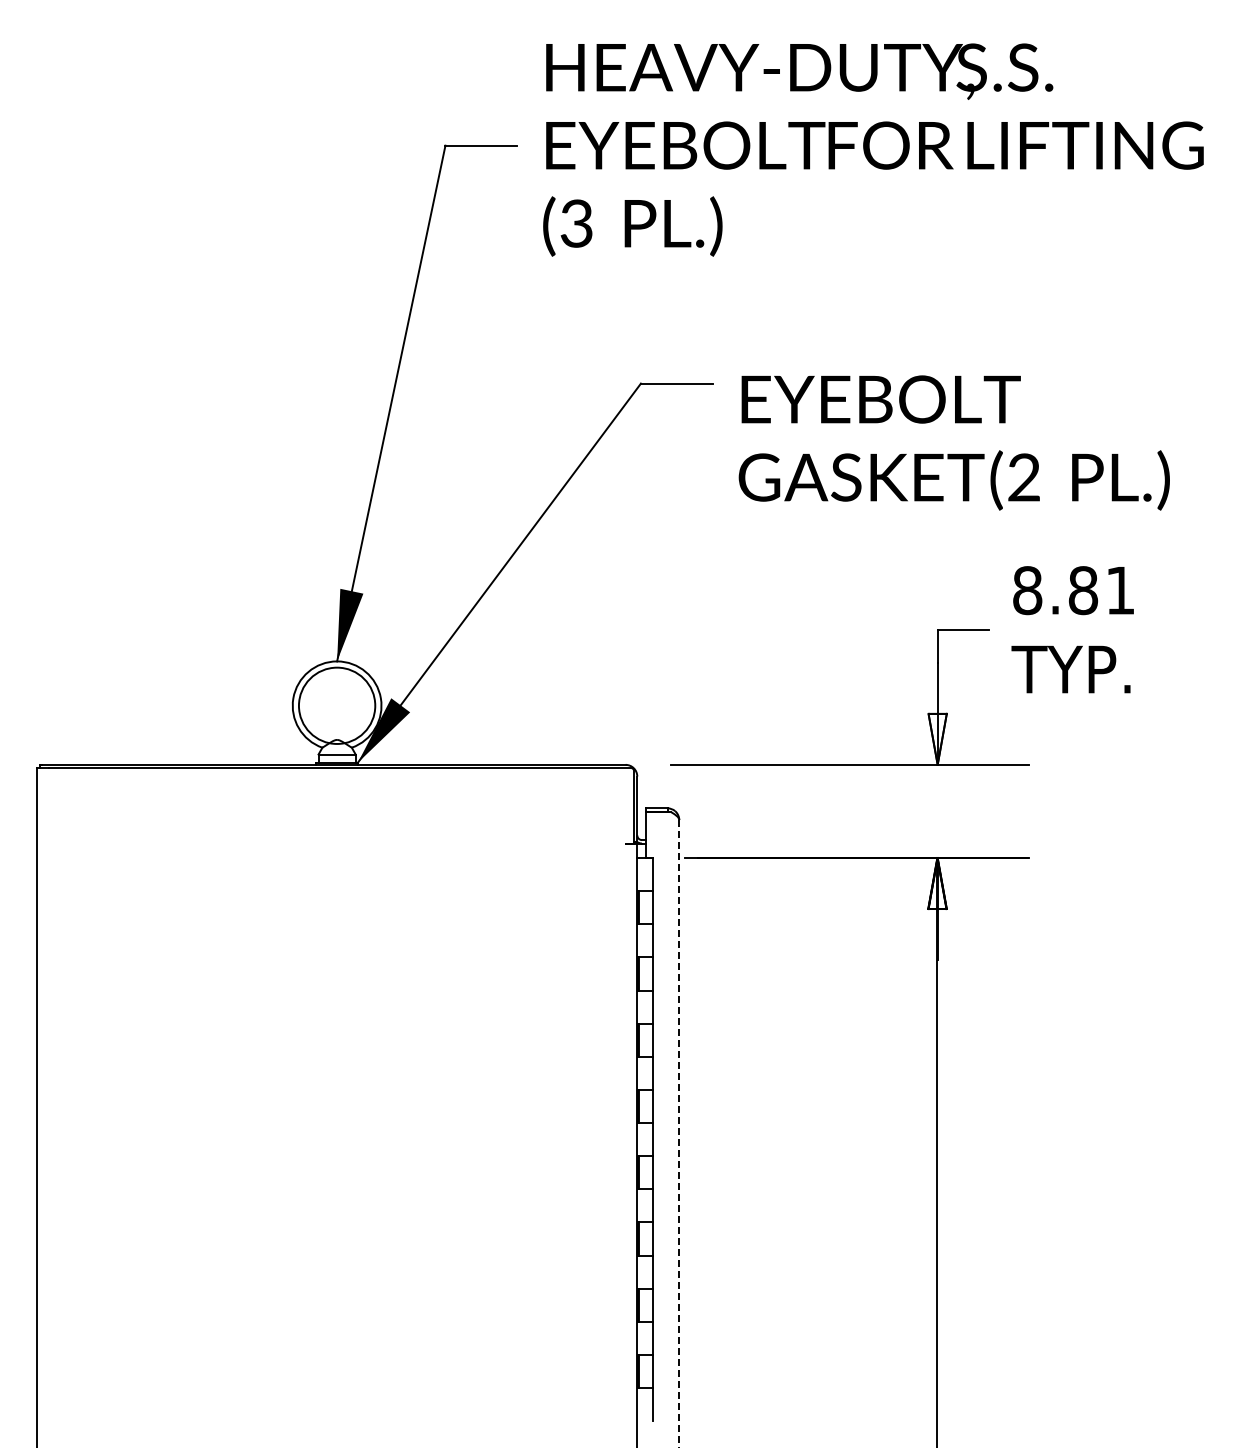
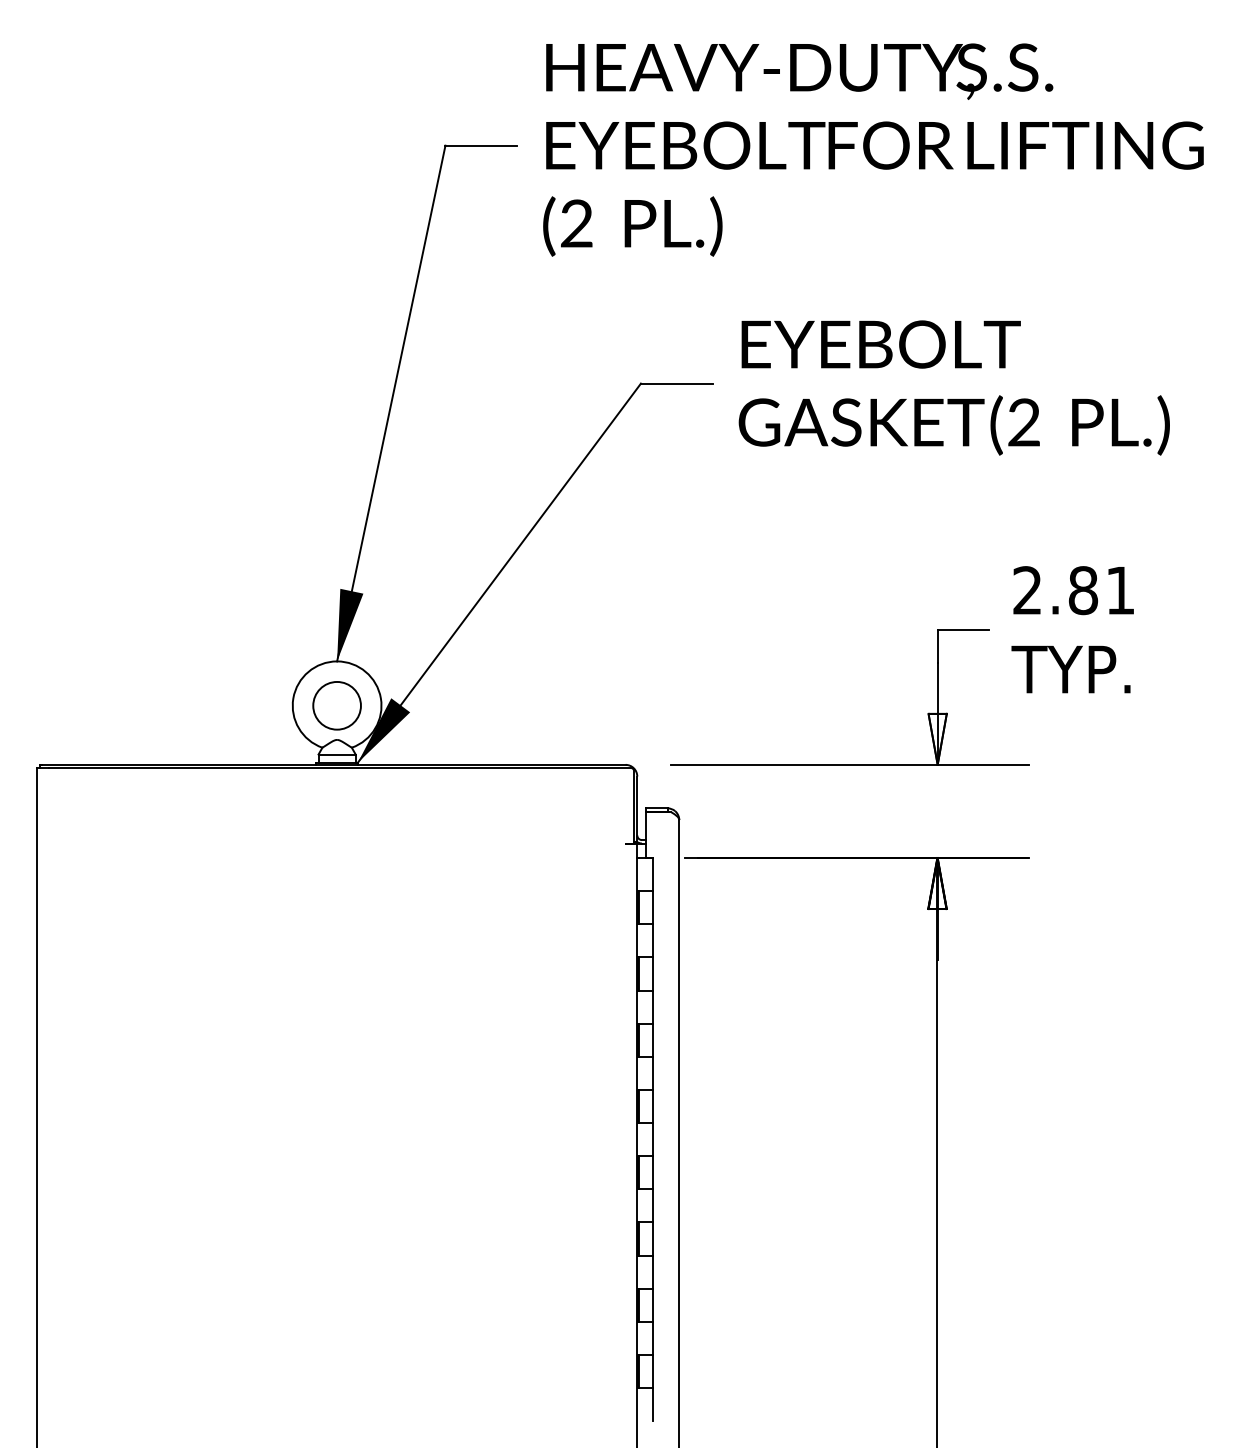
text: (3 -> (2 (576, 224)
text position: (953, 442) -> (953, 387) (953, 387)
text: 8.81 -> 2.81 (1027, 590)
circle diameter: 76 px -> 48 px (336, 705)
line: dashed -> solid (679, 1134)
